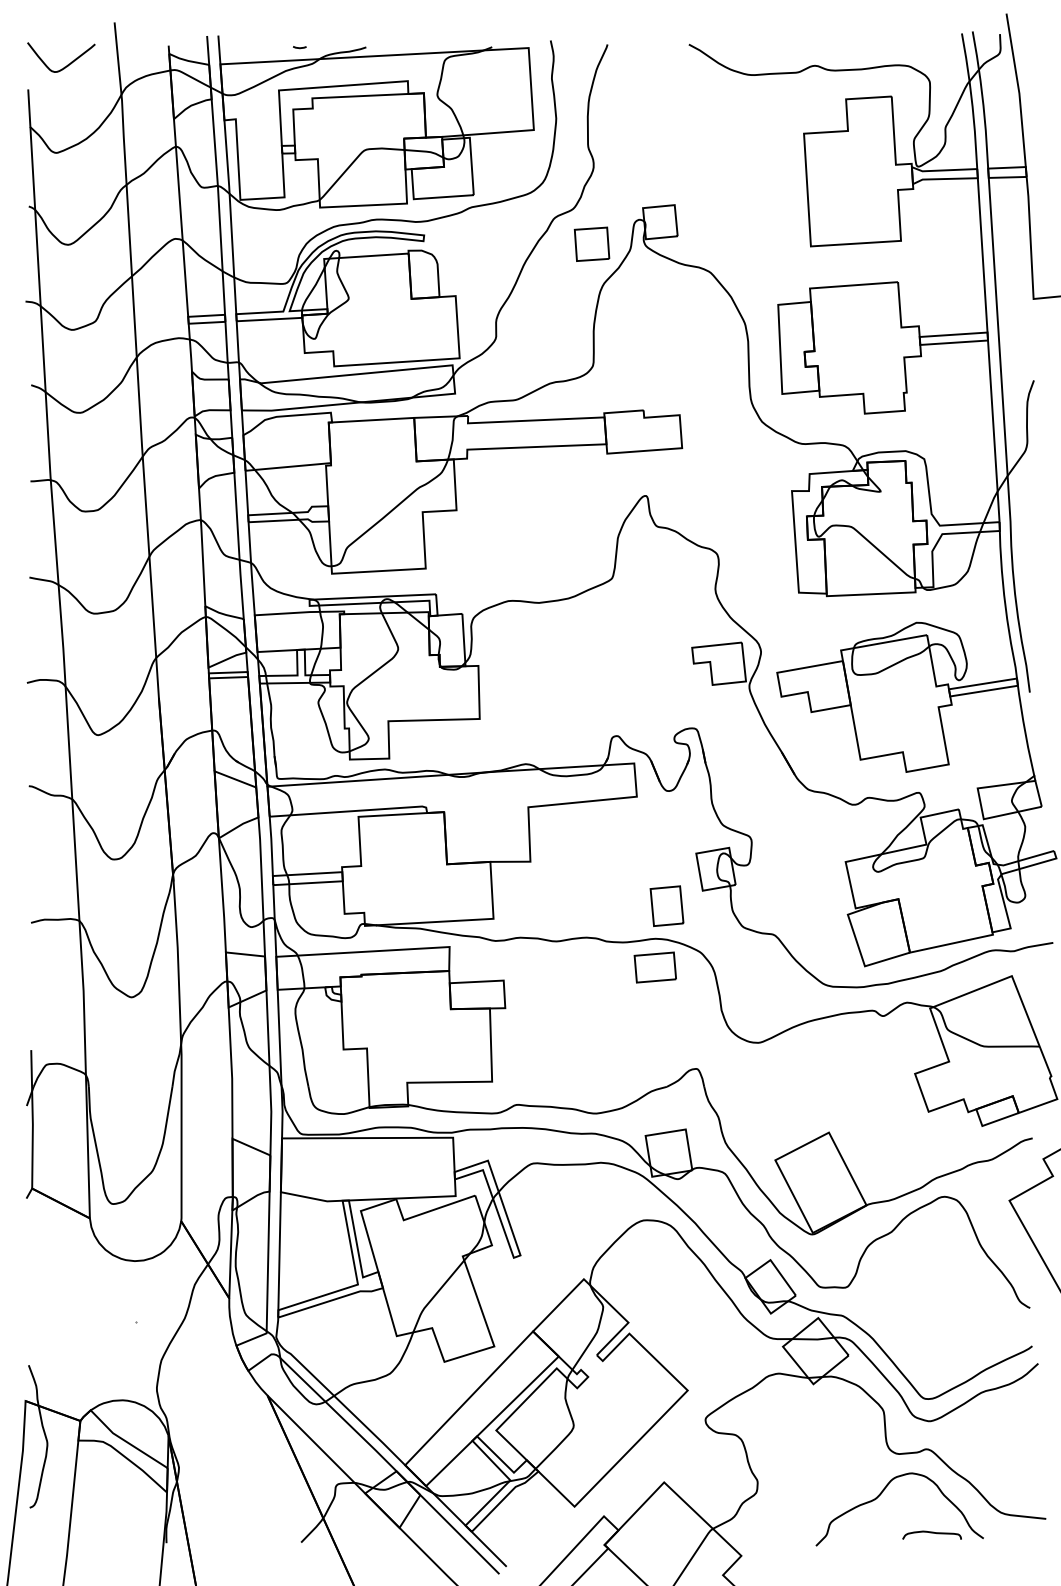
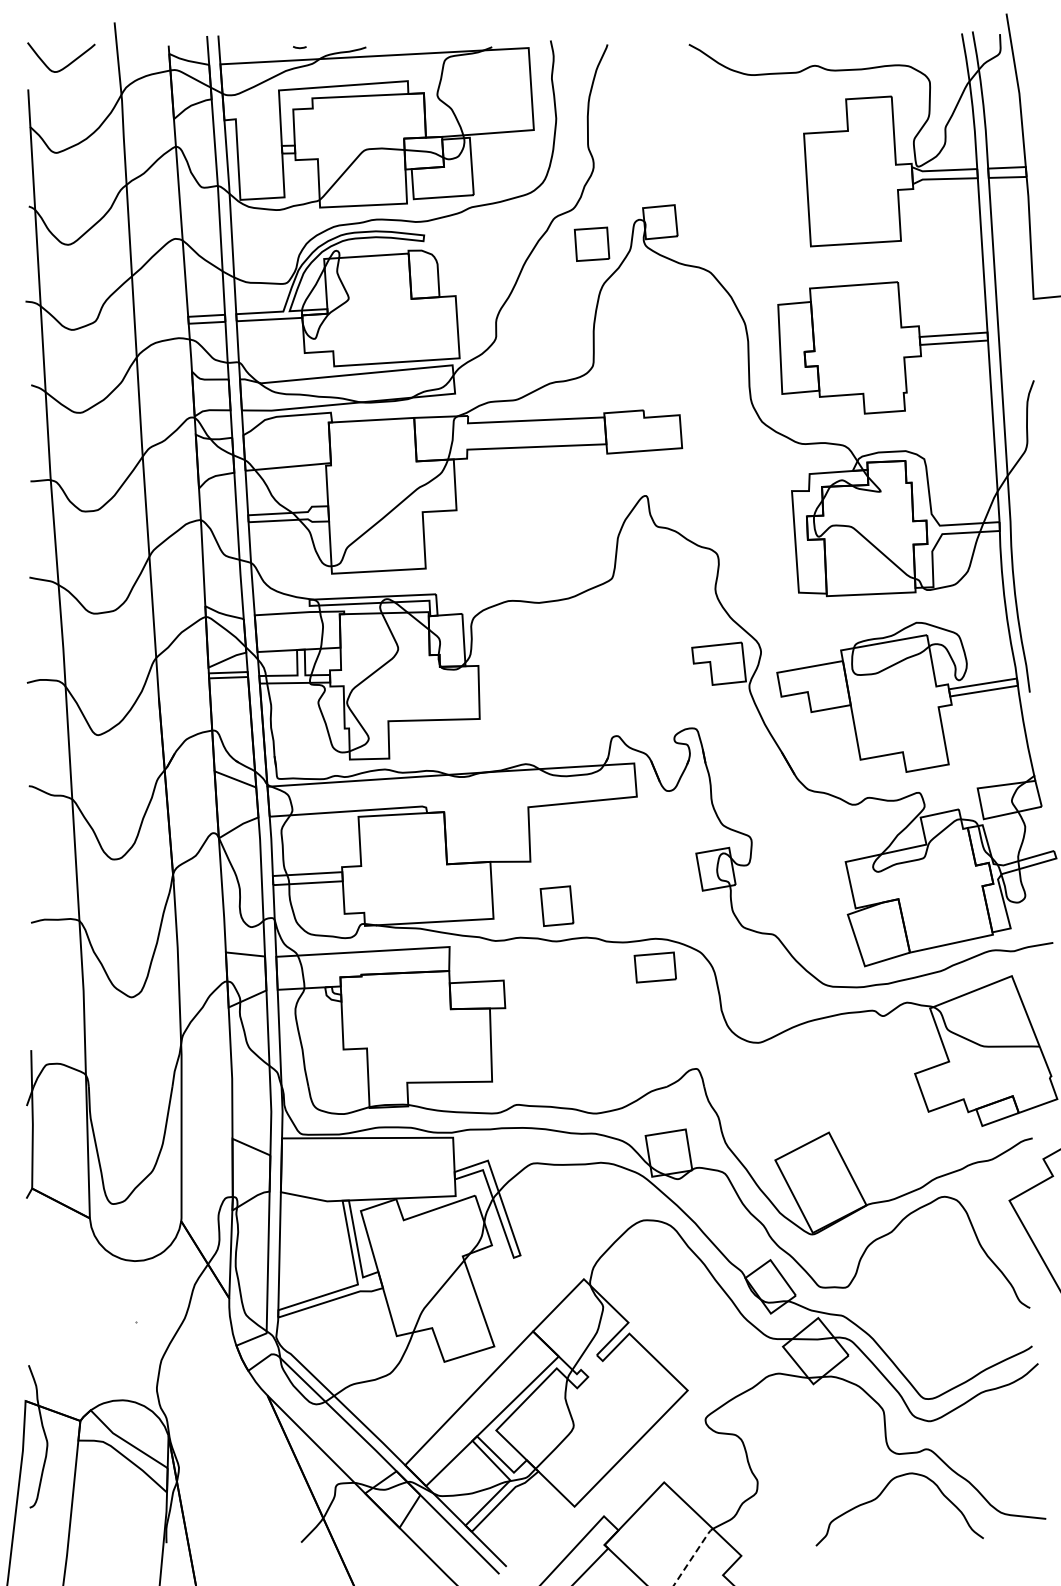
part position: (666, 905) -> (556, 905) (556, 905)
curve: present -> none (931, 1533)
line: solid -> dashed (693, 1555)
